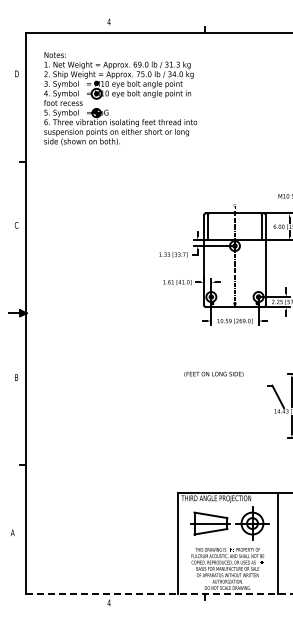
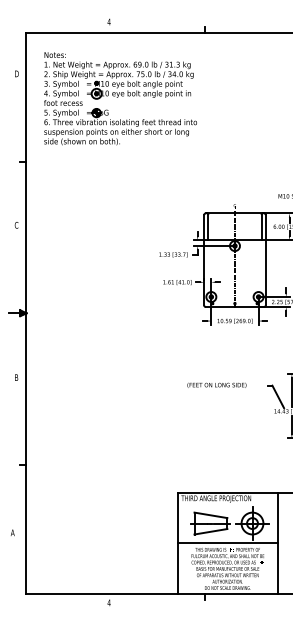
text position: (213, 373) -> (216, 384) (216, 384)
line: none -> present (227, 543)
line: dashed -> solid (159, 593)
